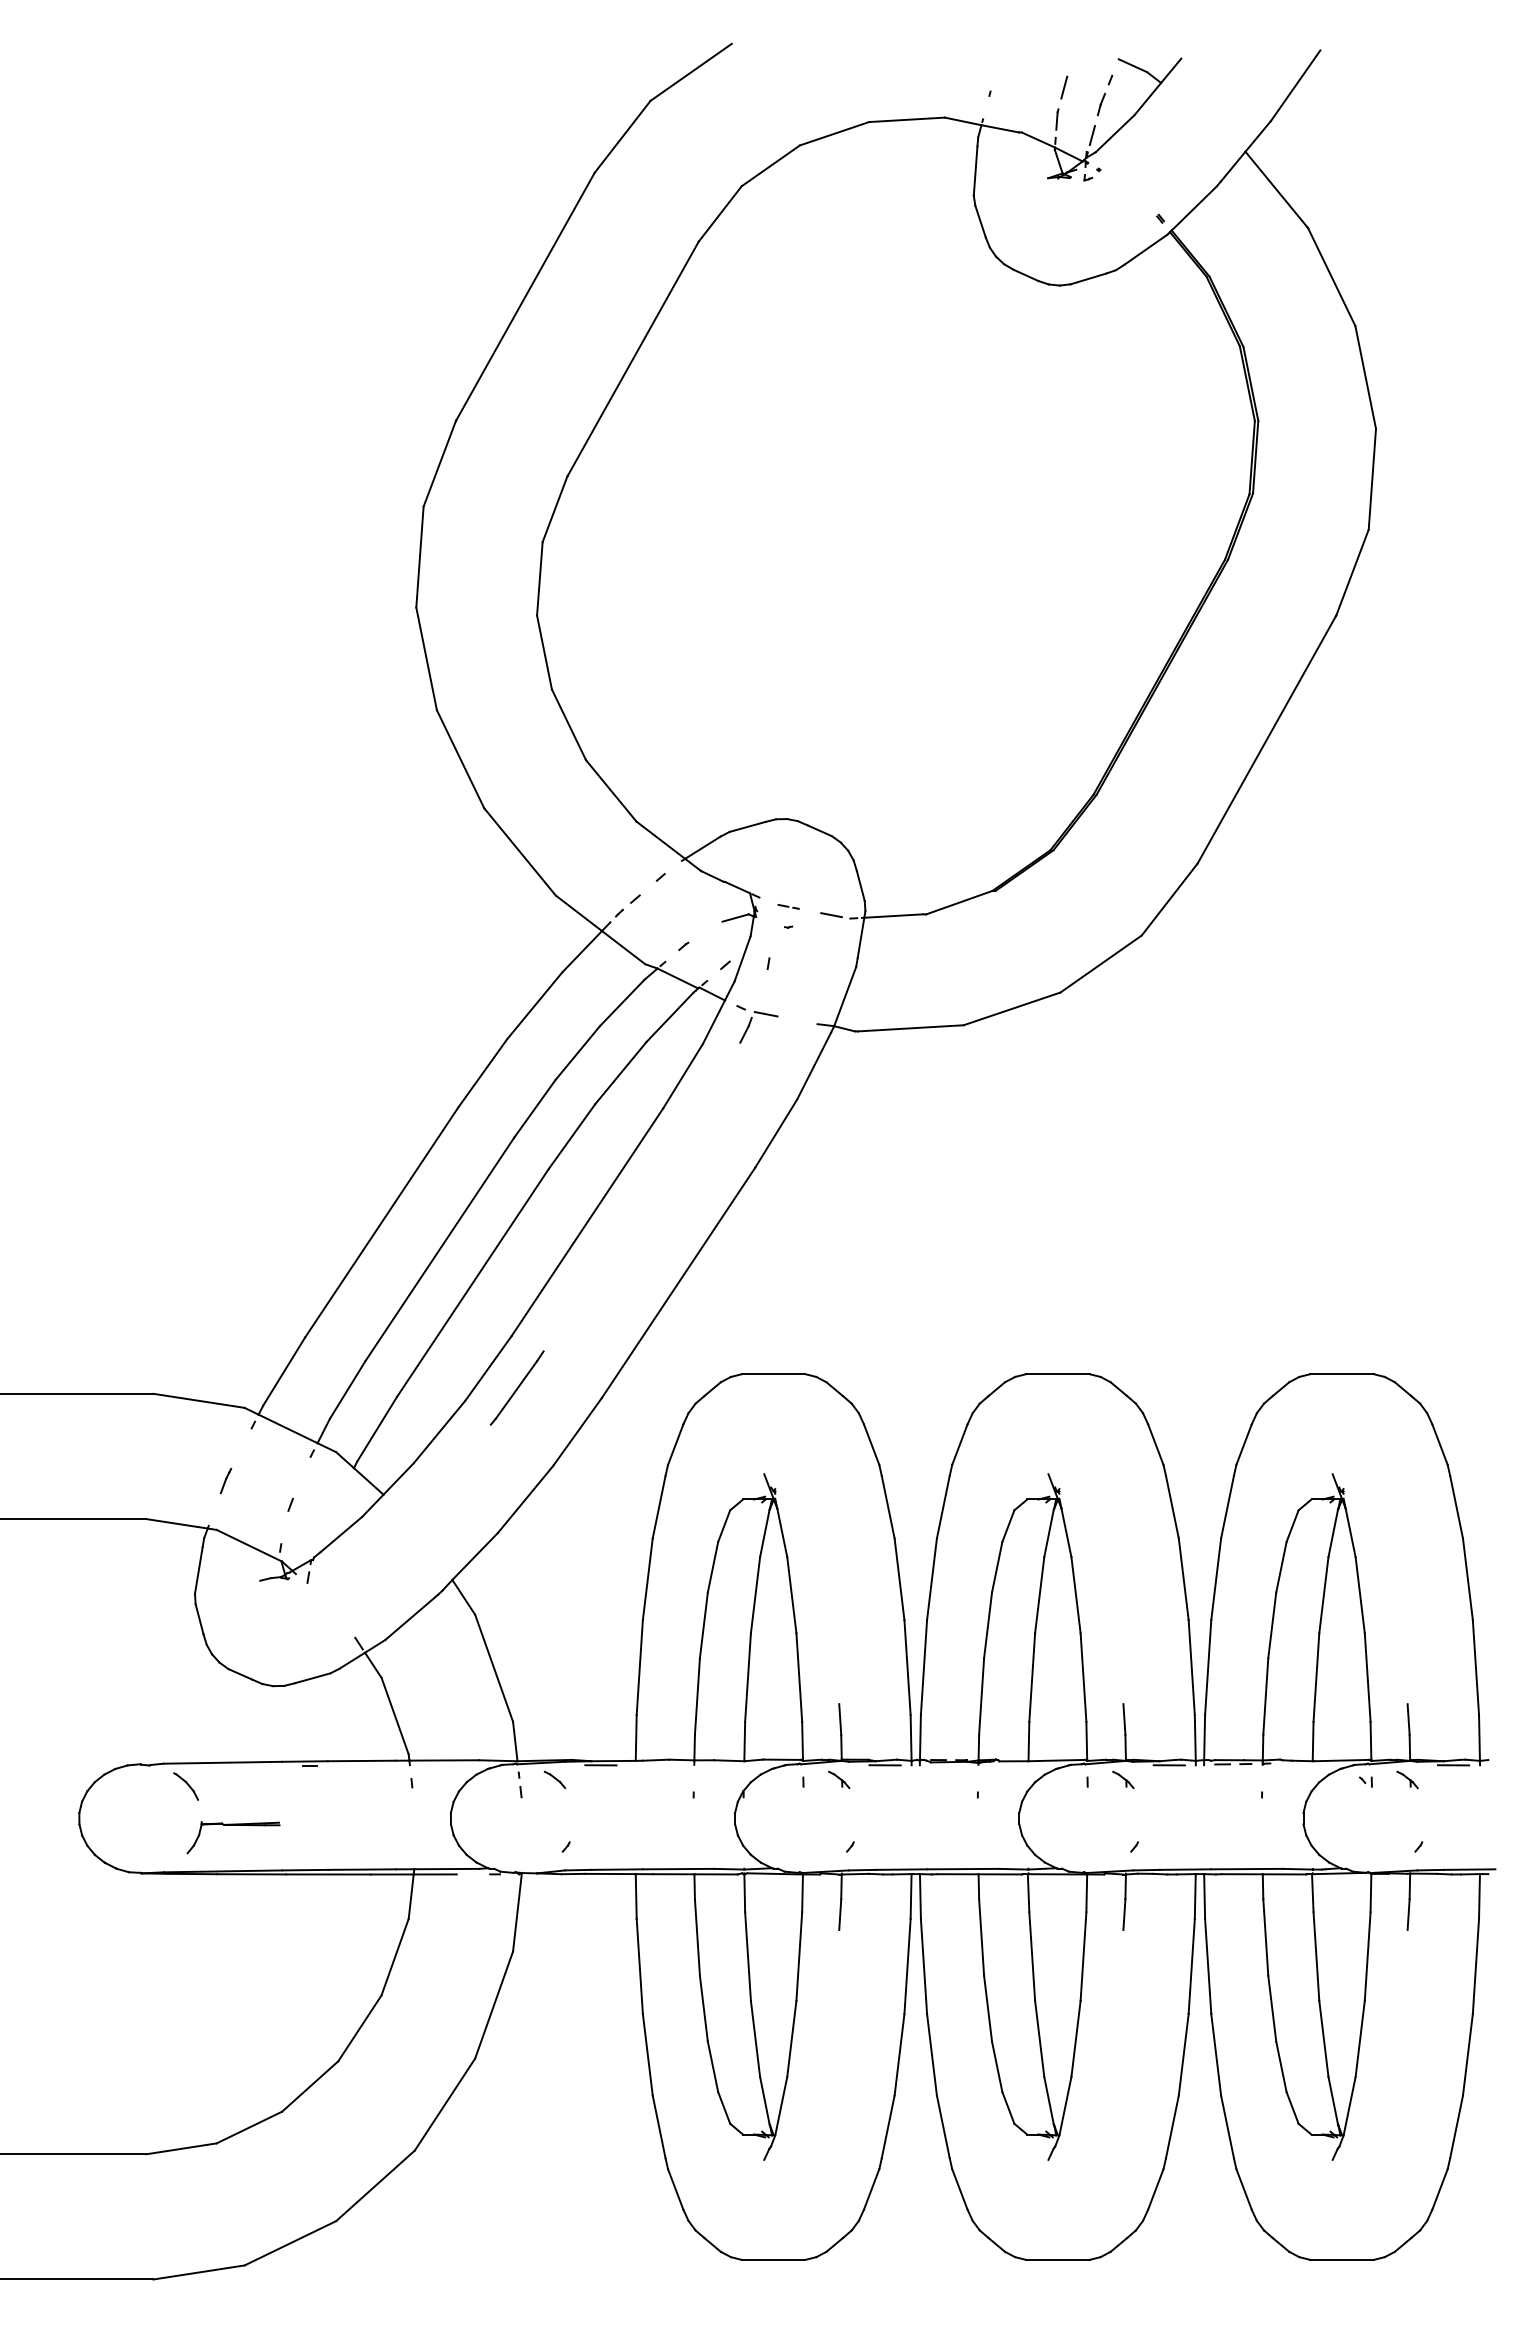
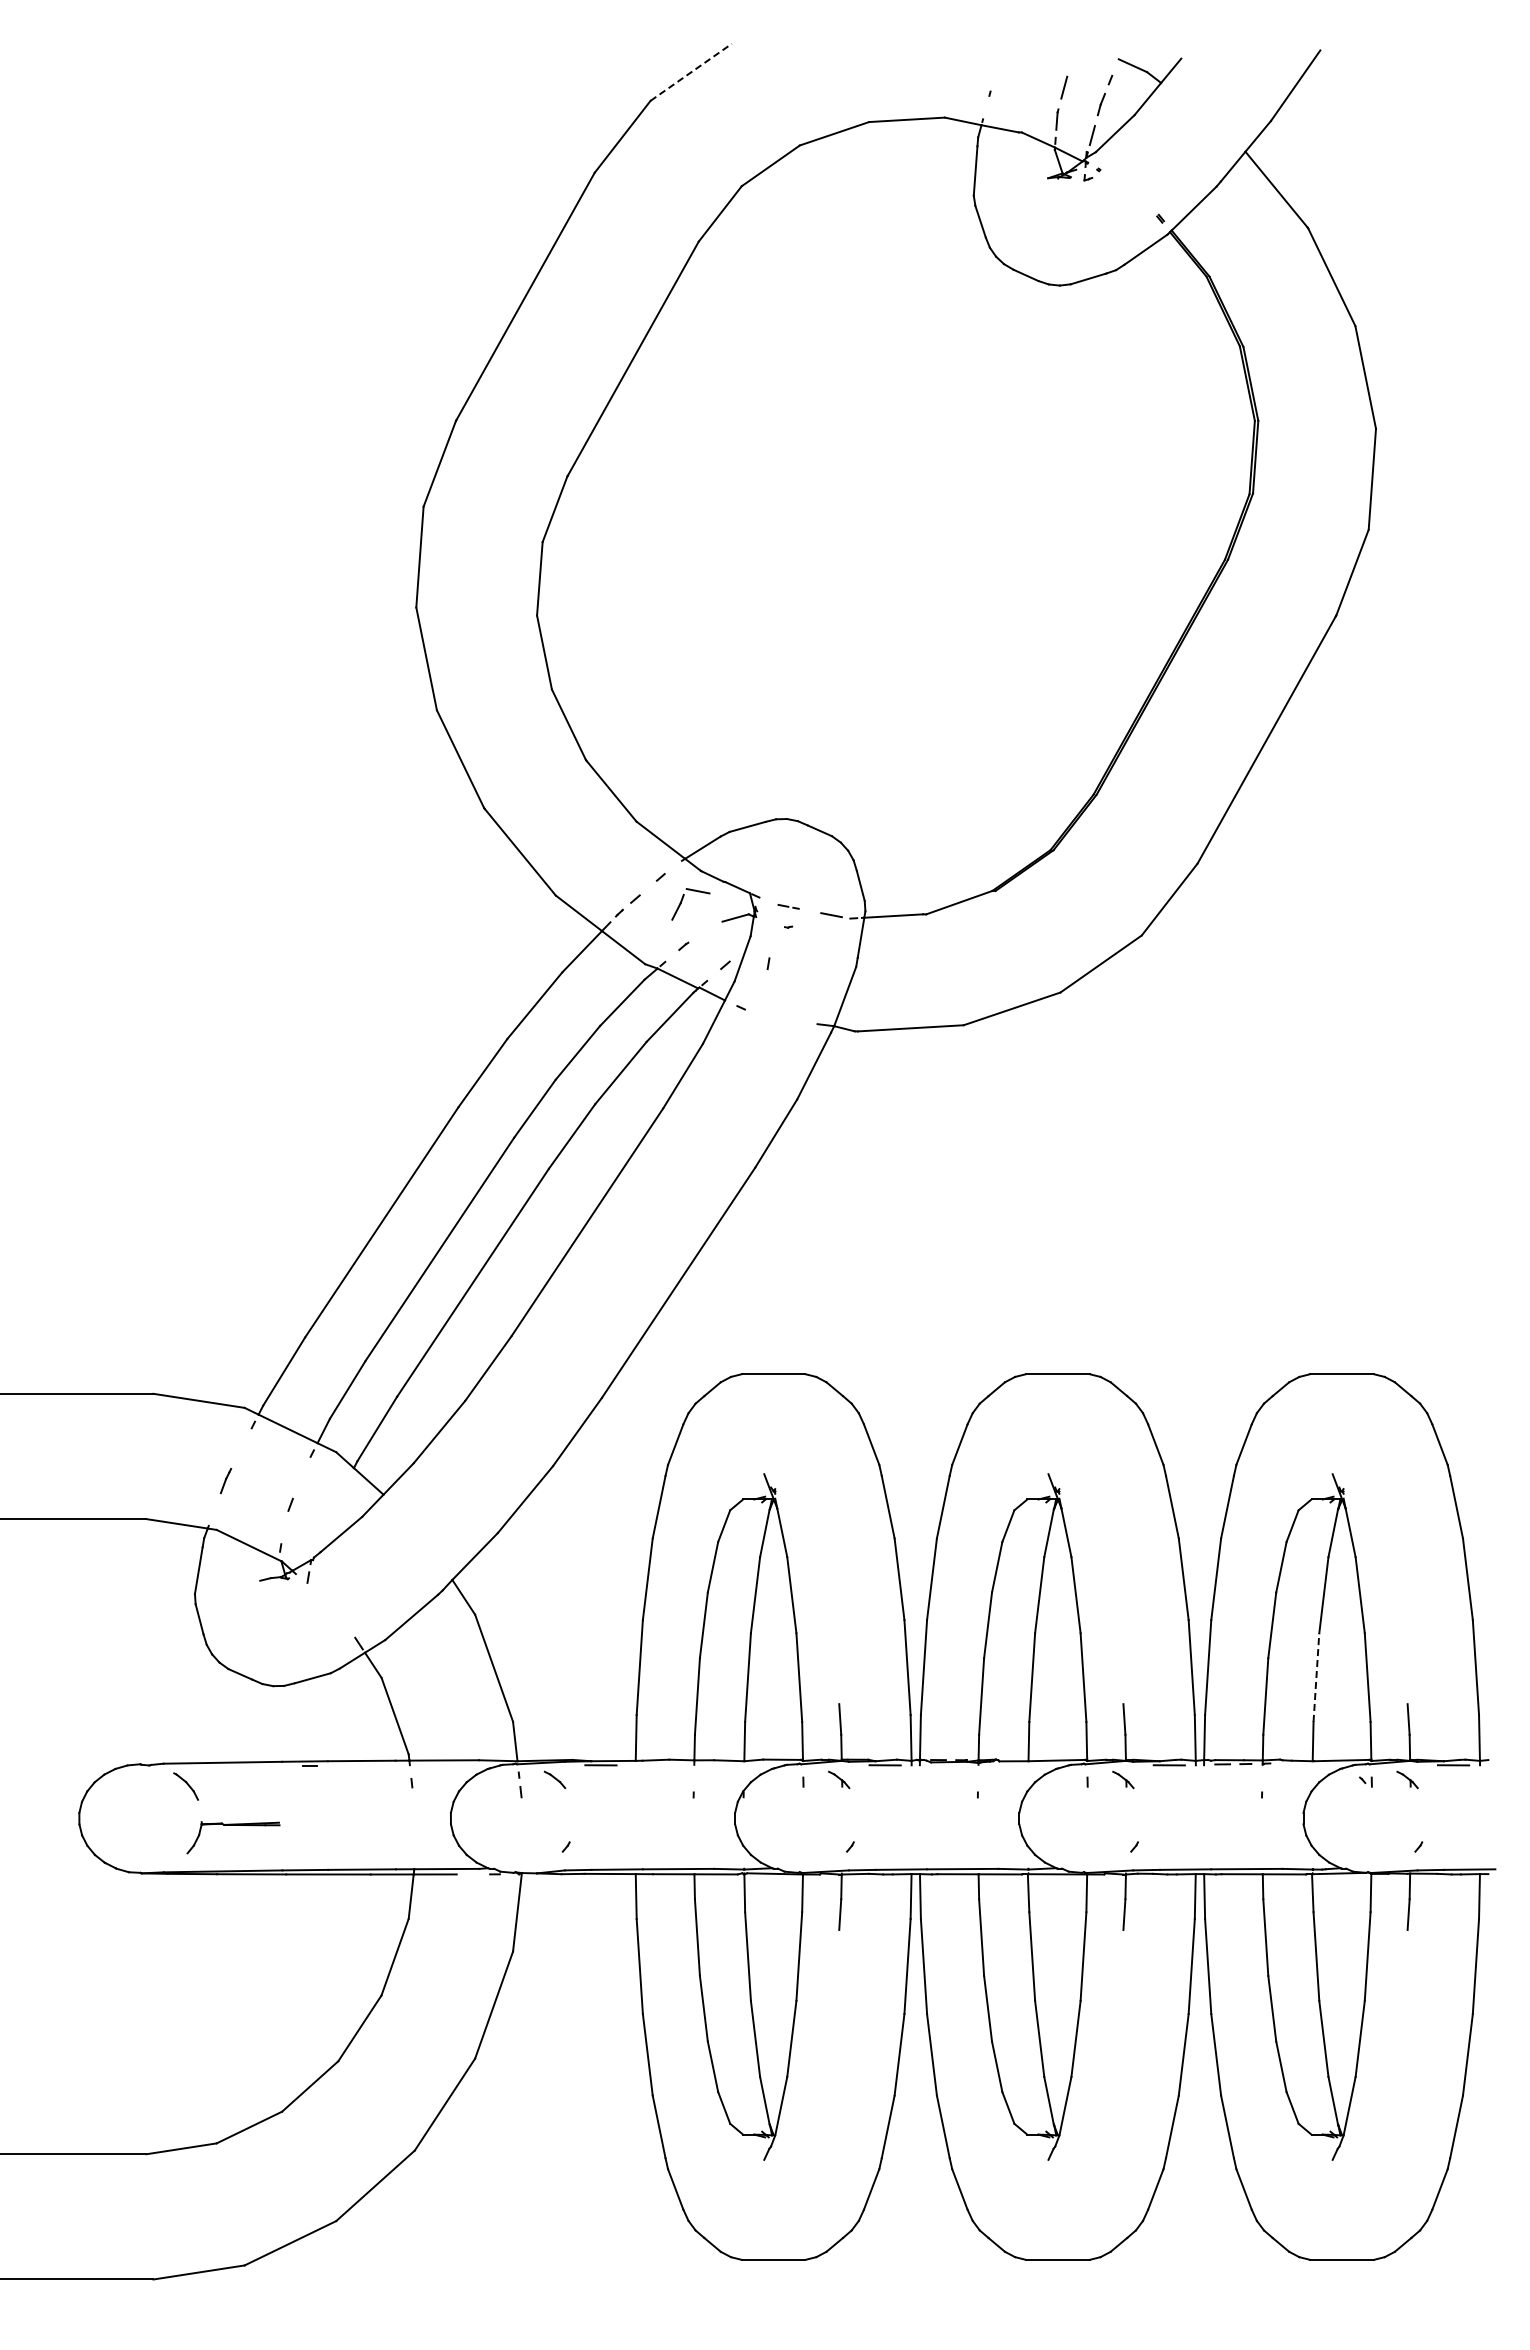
line: solid -> dashed (691, 72)
part position: (750, 1024) -> (682, 901) (682, 901)
line: present -> none (517, 1387)
line: solid -> dashed (1316, 1677)
